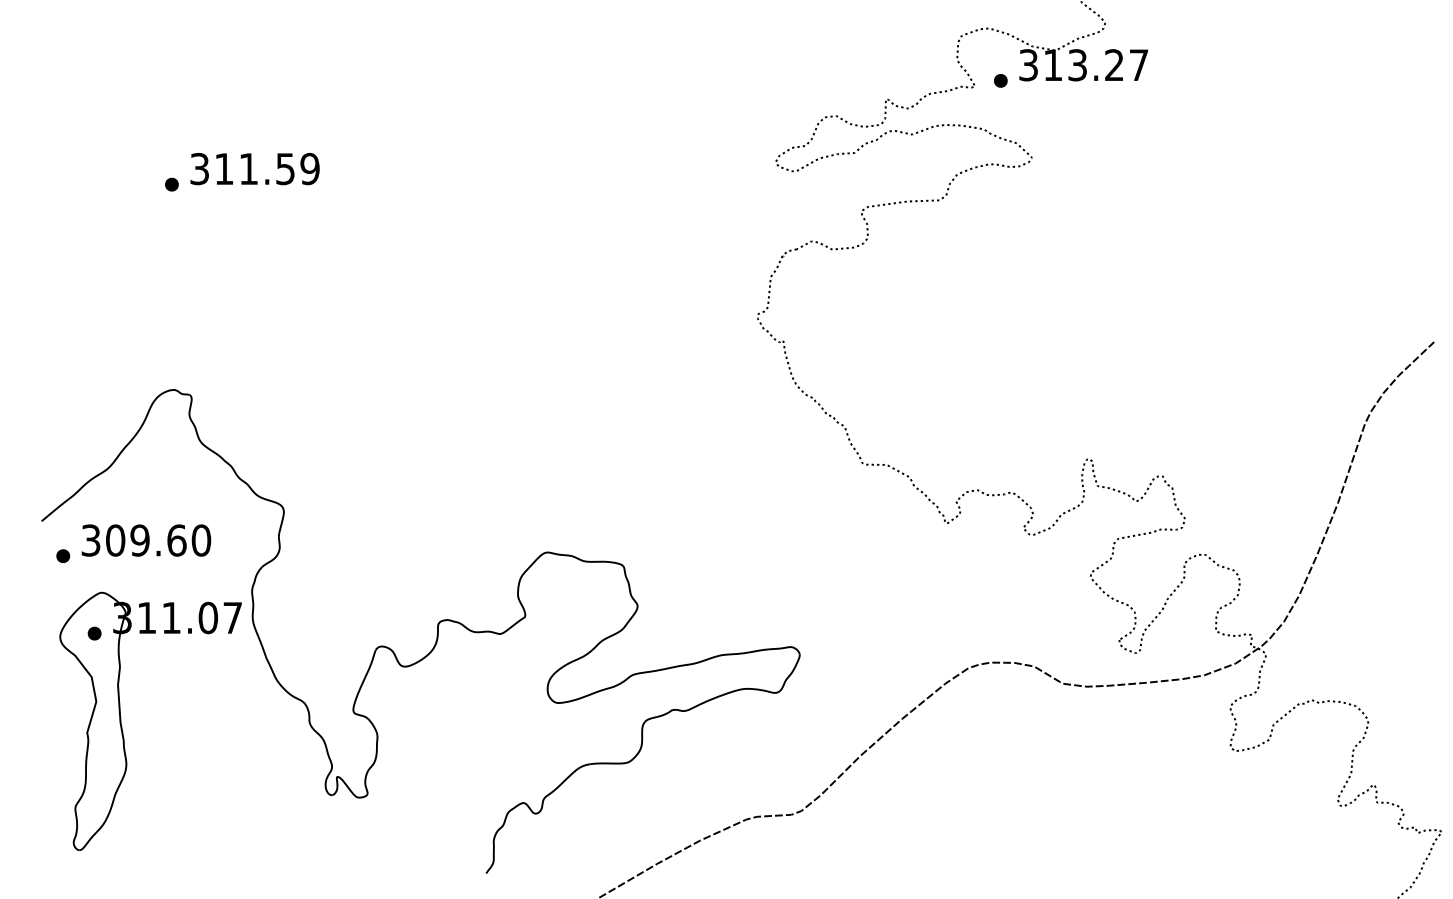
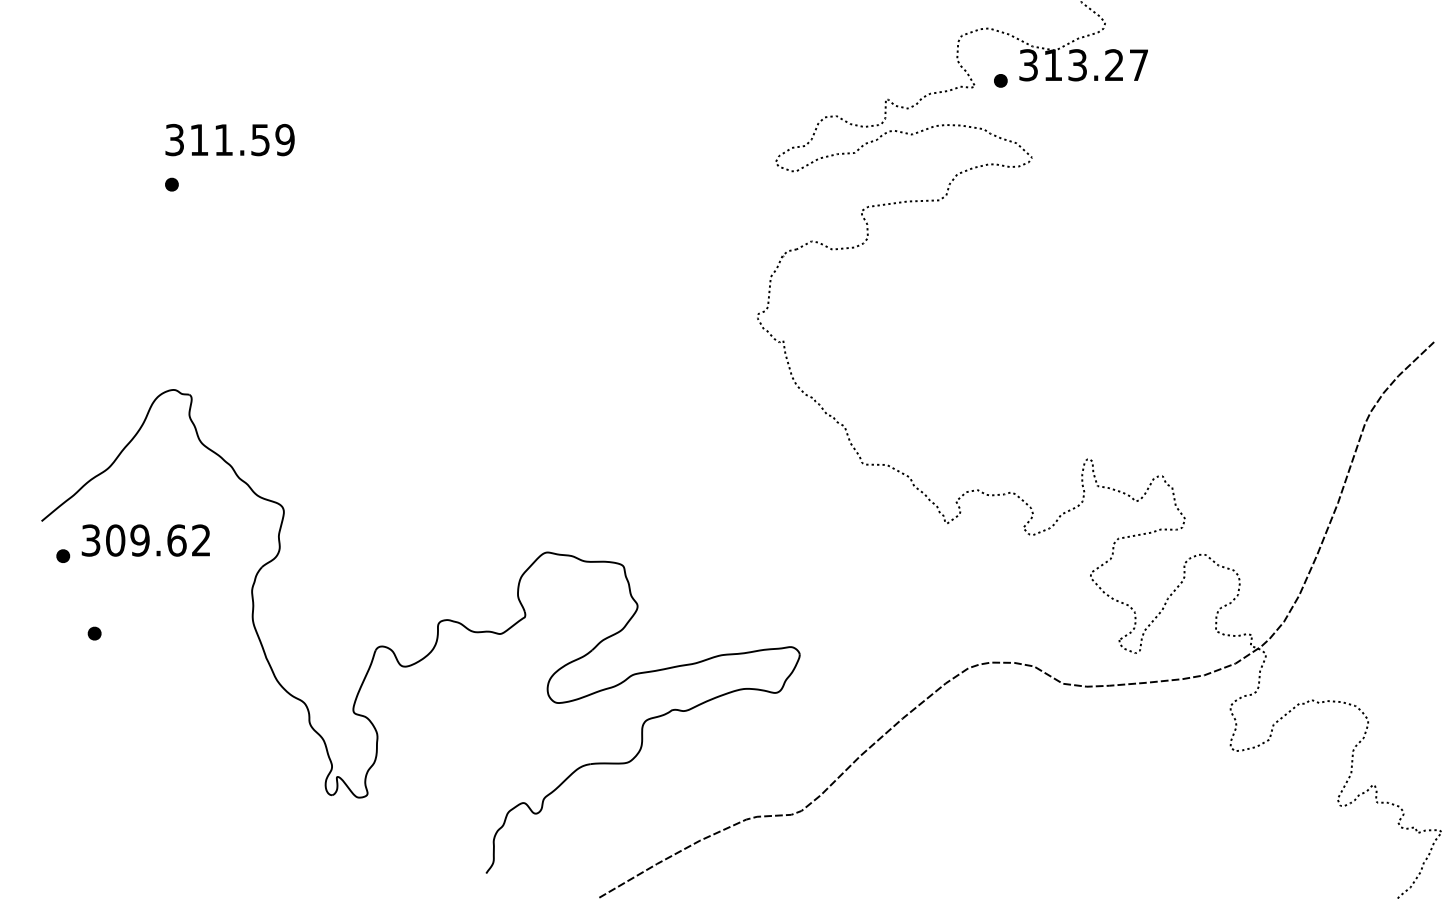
text position: (254, 169) -> (229, 140) (229, 140)
text: 309.60 -> 309.62 (201, 540)
part: present -> none (122, 726)
